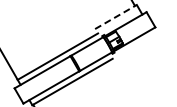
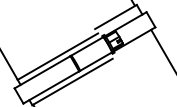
line: dashed -> solid (116, 16)
line: none -> present (162, 48)
